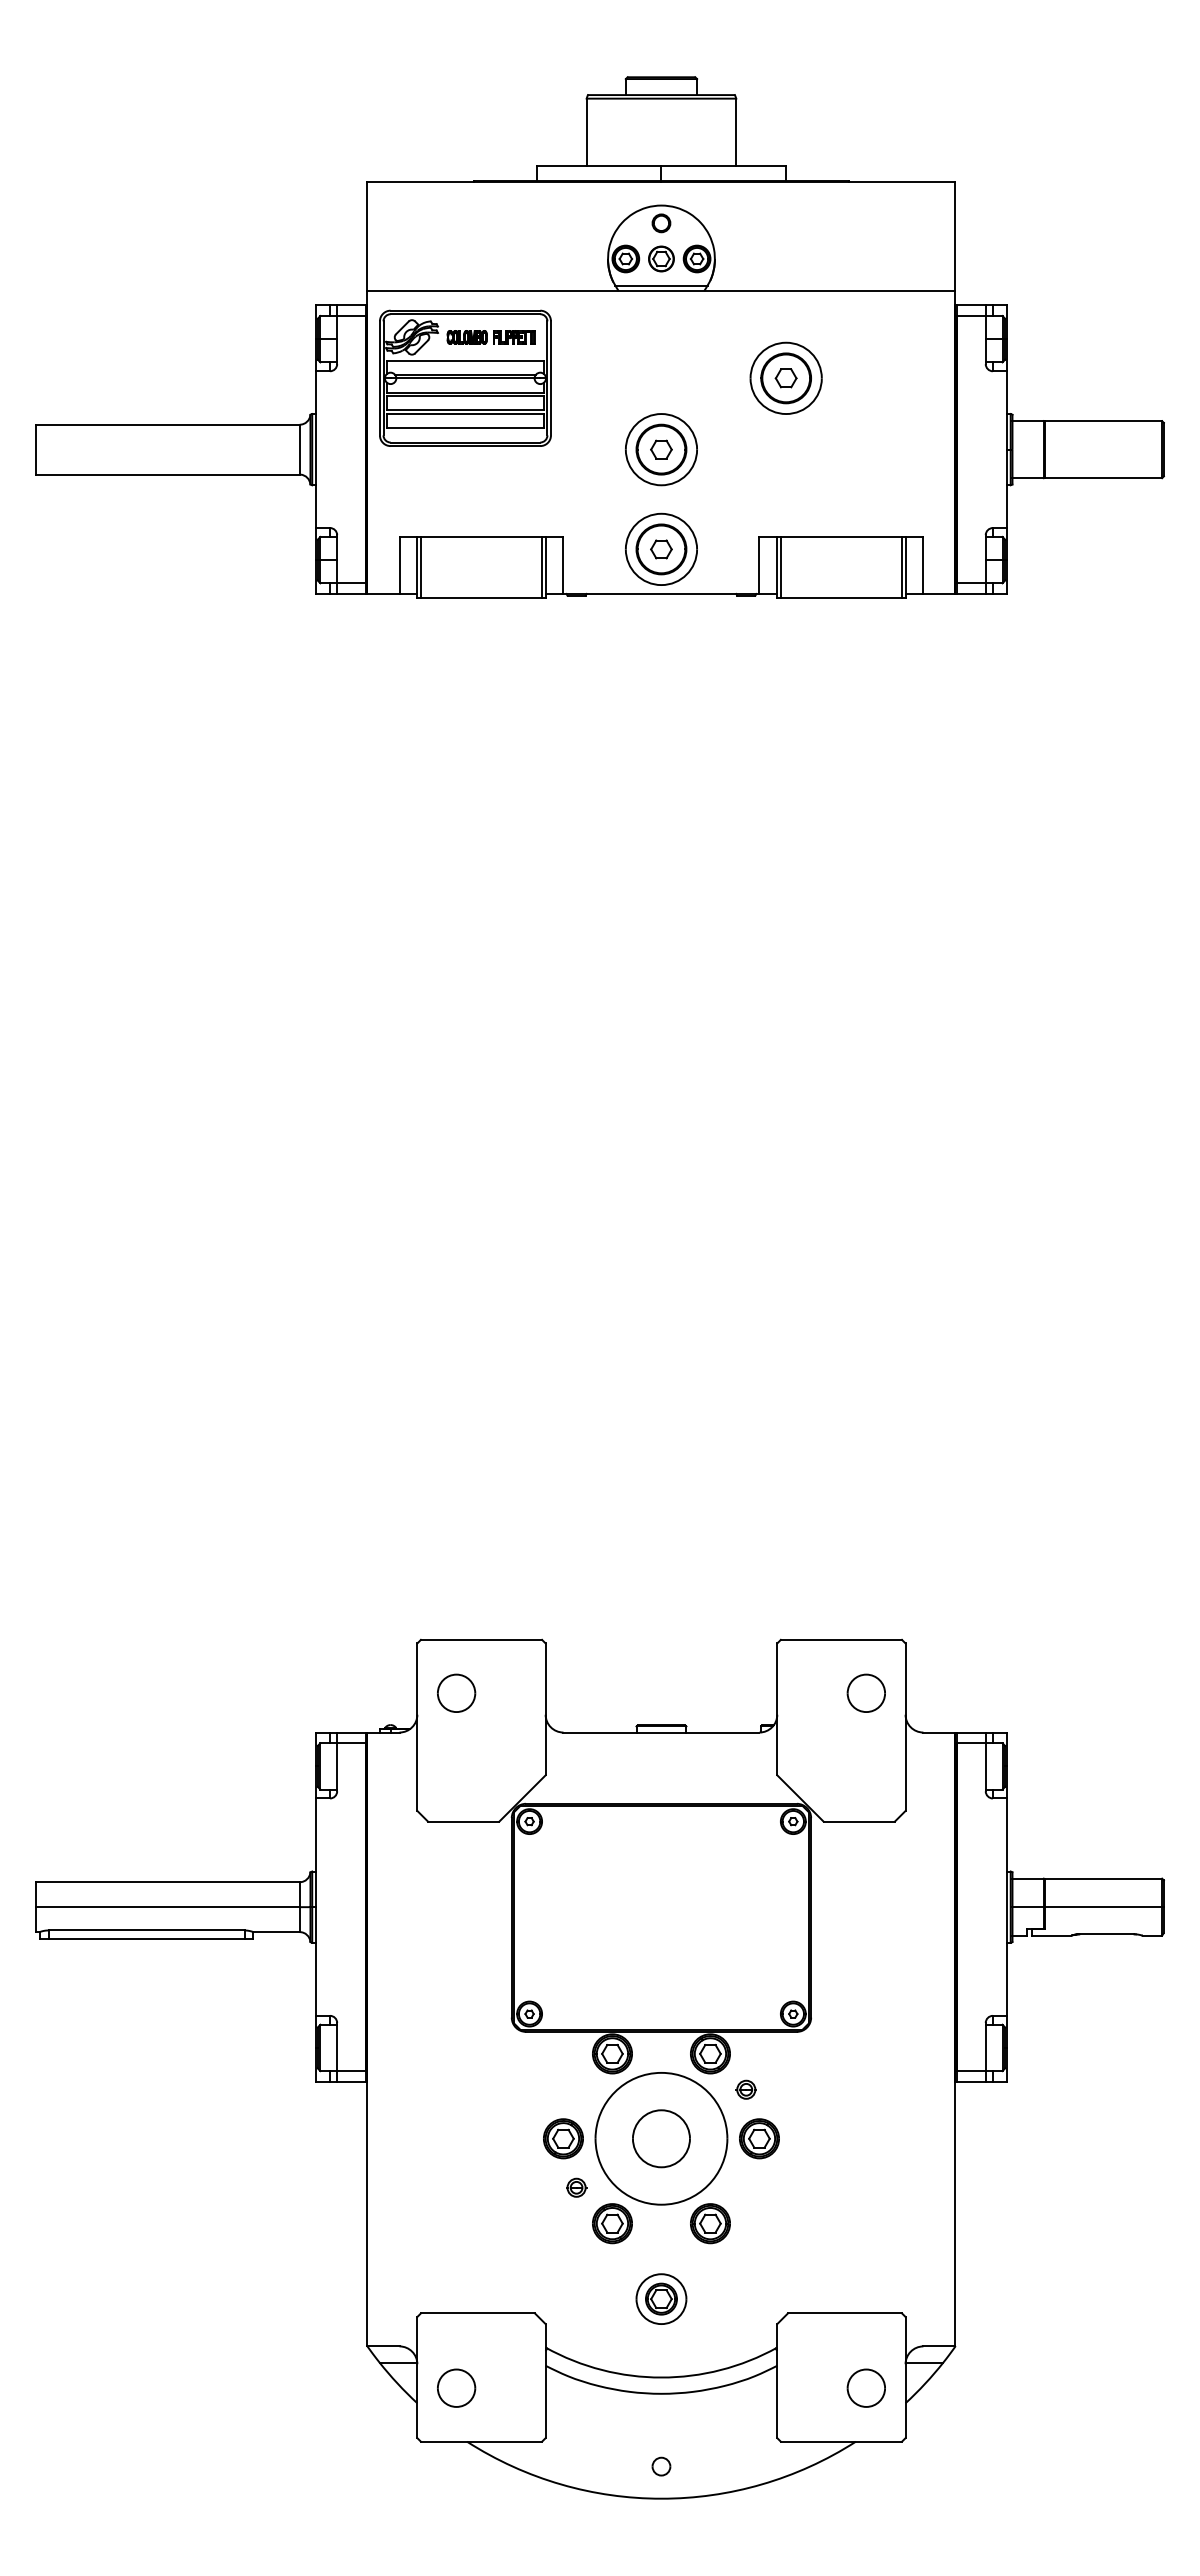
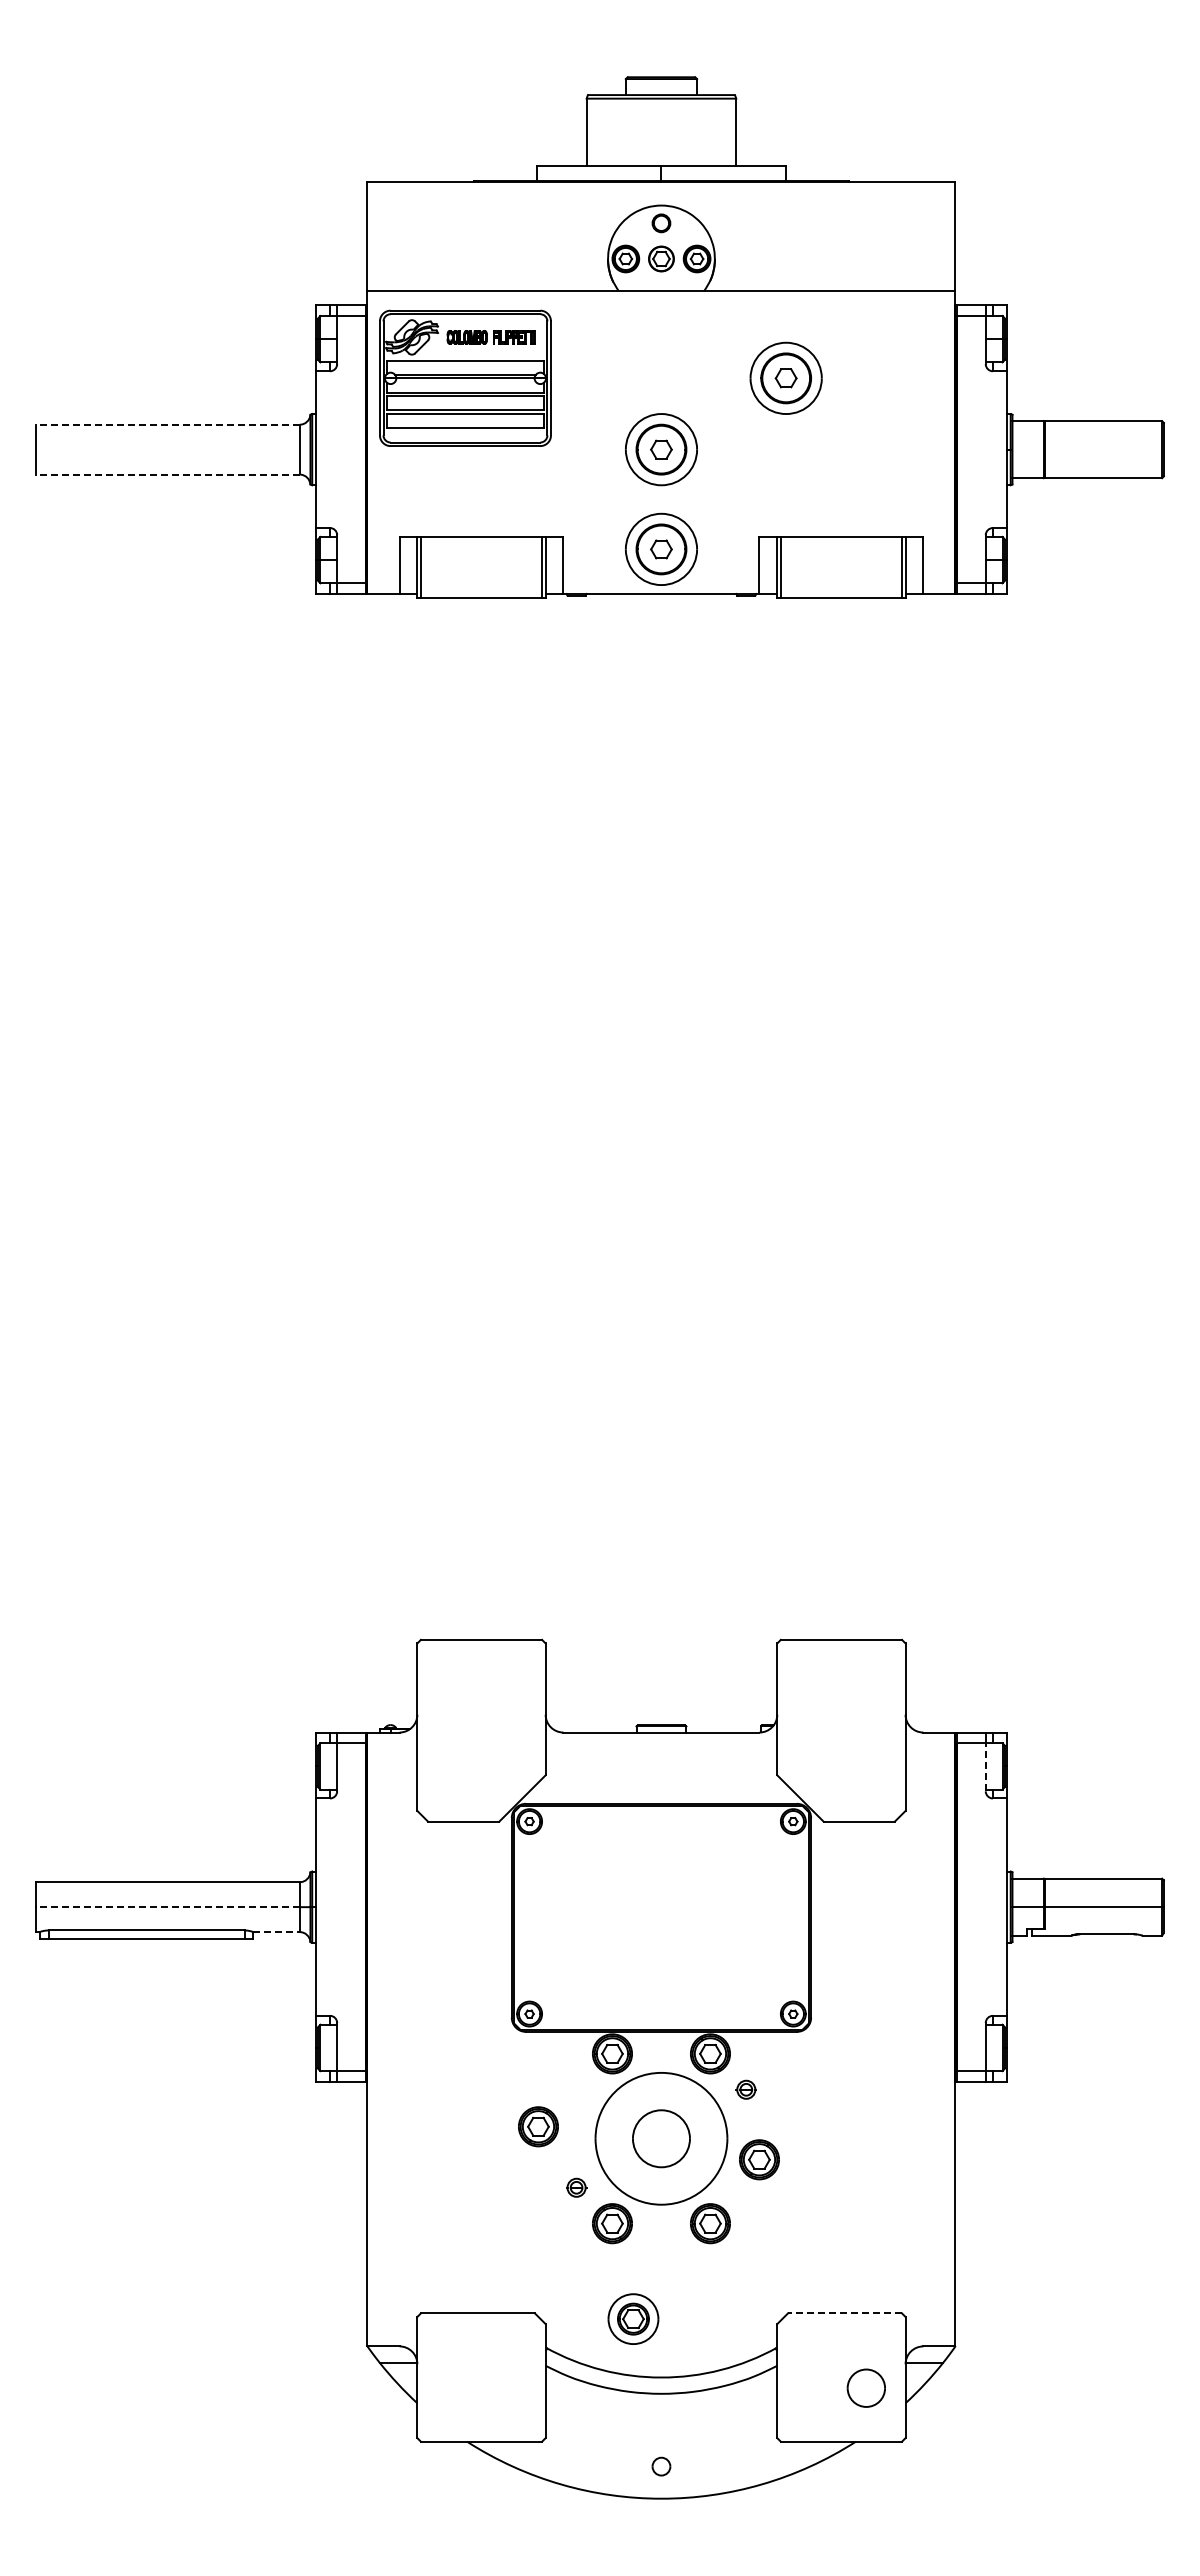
line: present -> none (661, 285)
line: solid -> dashed (167, 424)
line: solid -> dashed (167, 474)
part: present -> none (456, 1692)
part: present -> none (865, 1692)
line: solid -> dashed (985, 1766)
line: solid -> dashed (167, 1907)
line: solid -> dashed (277, 1932)
part position: (563, 2138) -> (538, 2126) (538, 2126)
part position: (759, 2138) -> (759, 2159) (759, 2159)
part position: (661, 2298) -> (633, 2318) (633, 2318)
line: solid -> dashed (844, 2313)
part: present -> none (456, 2387)
